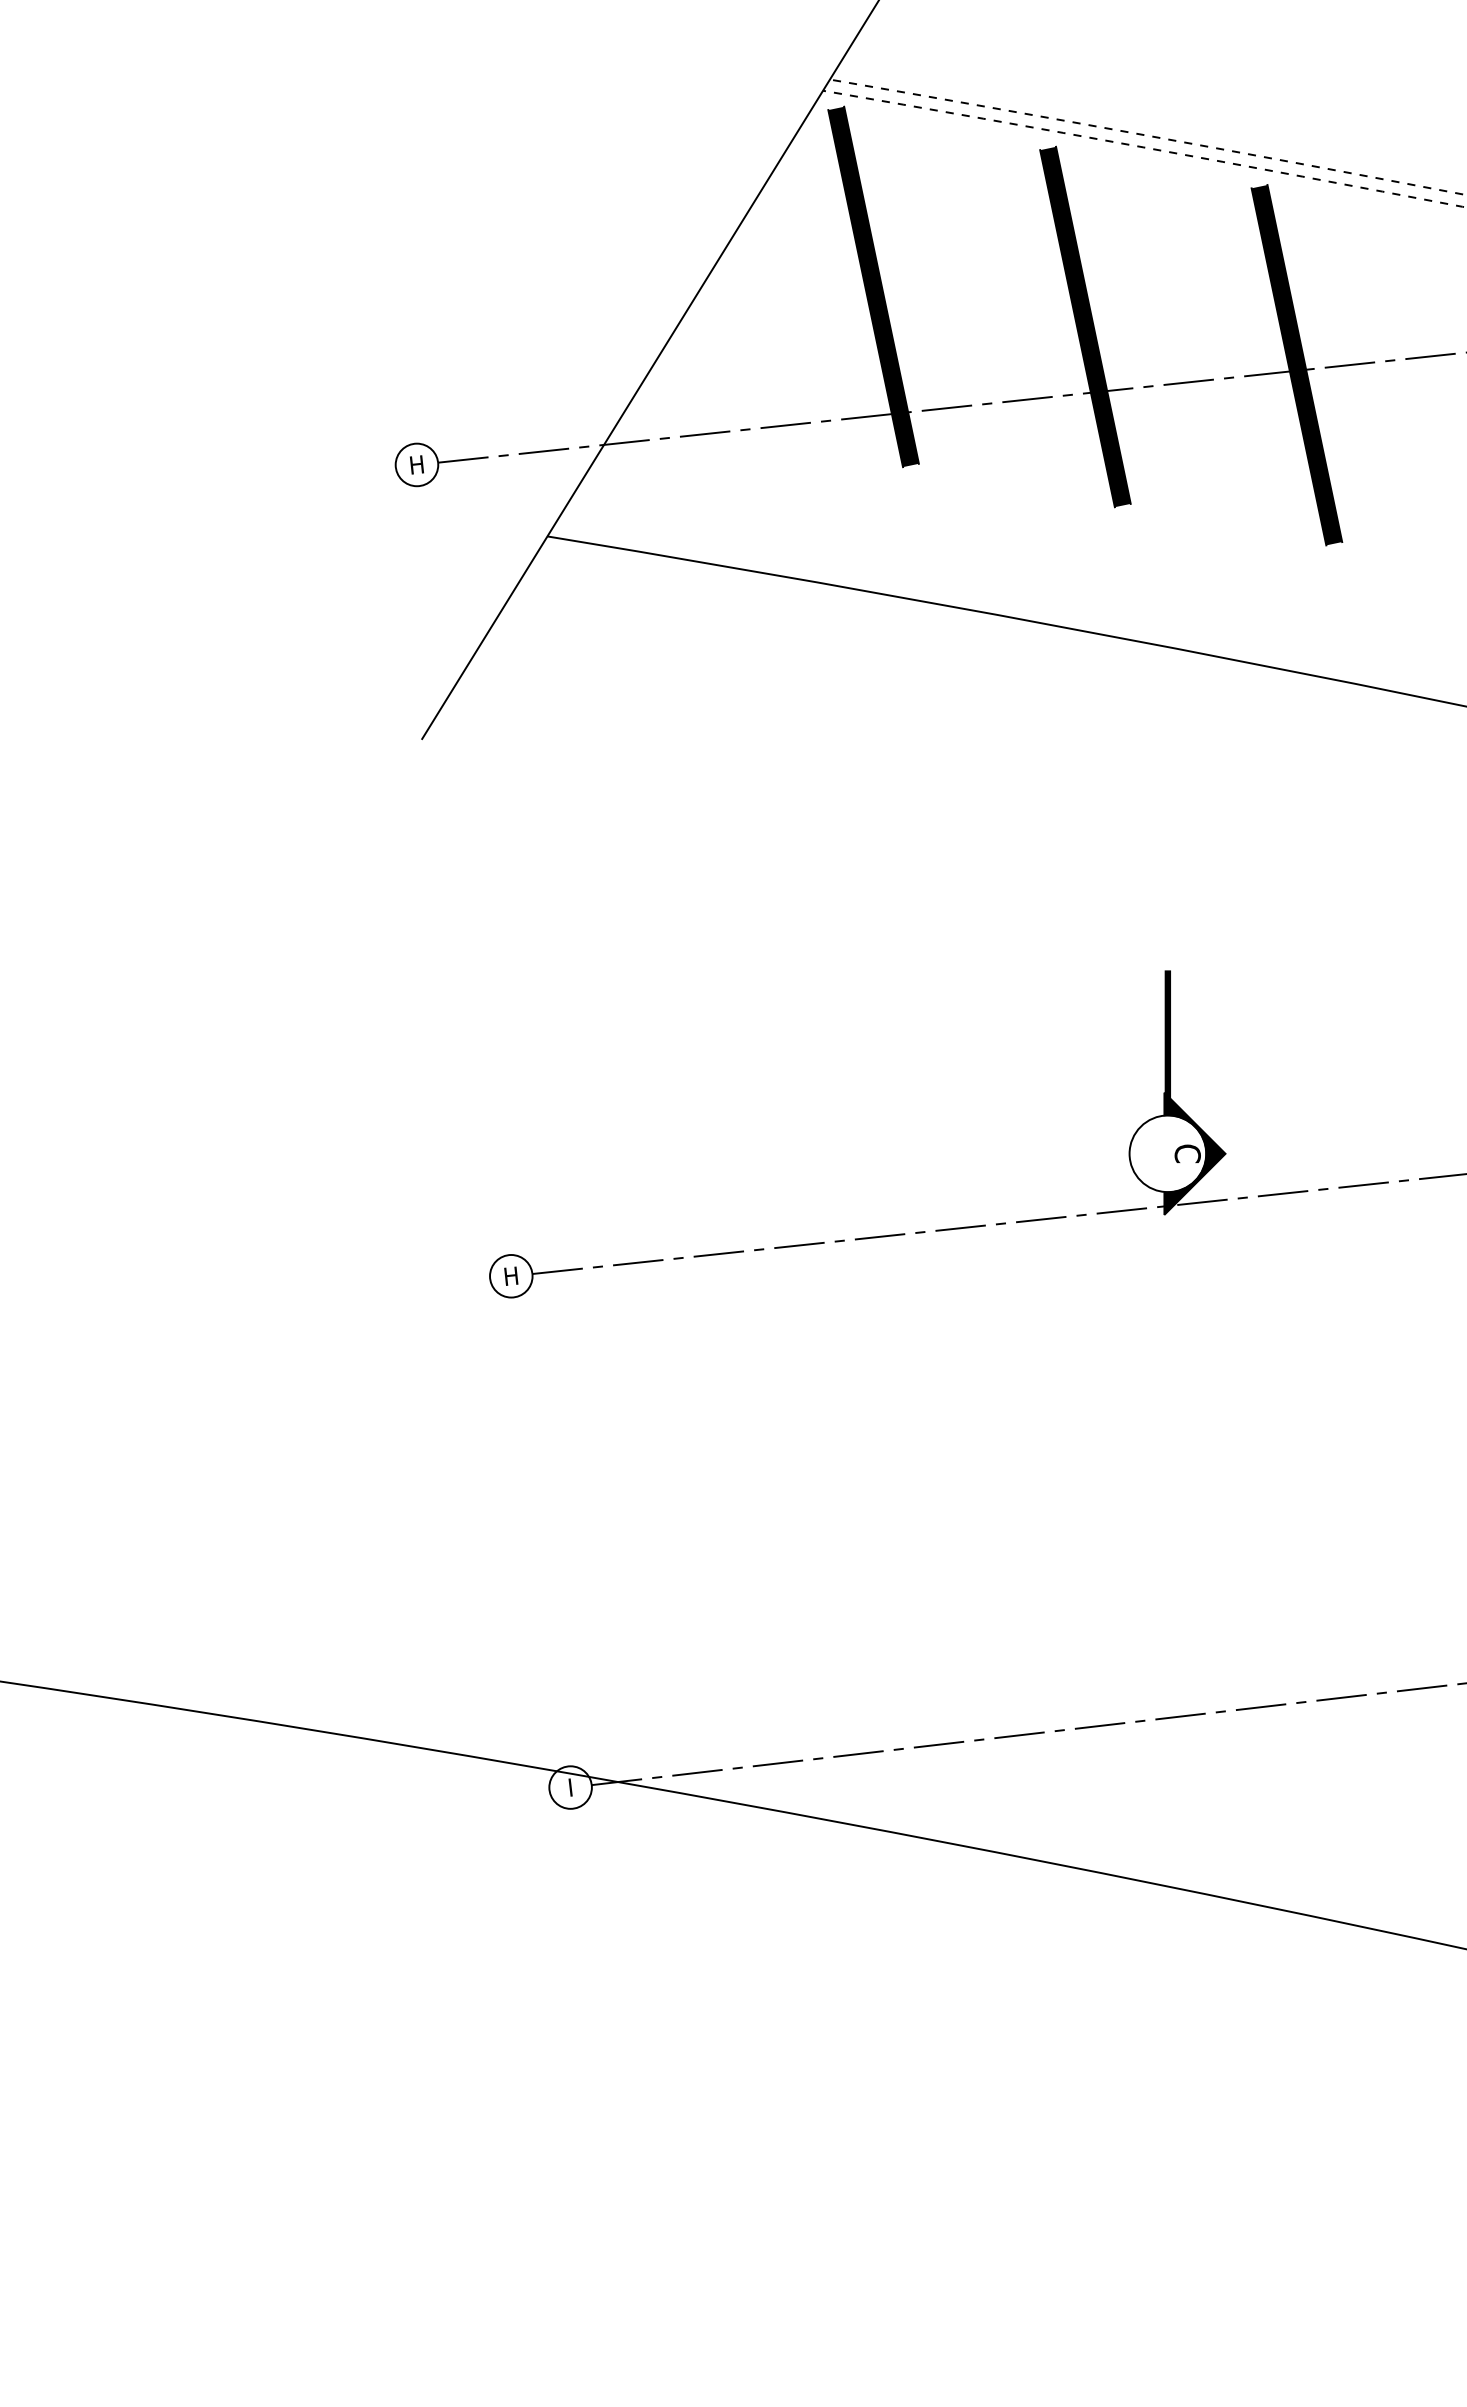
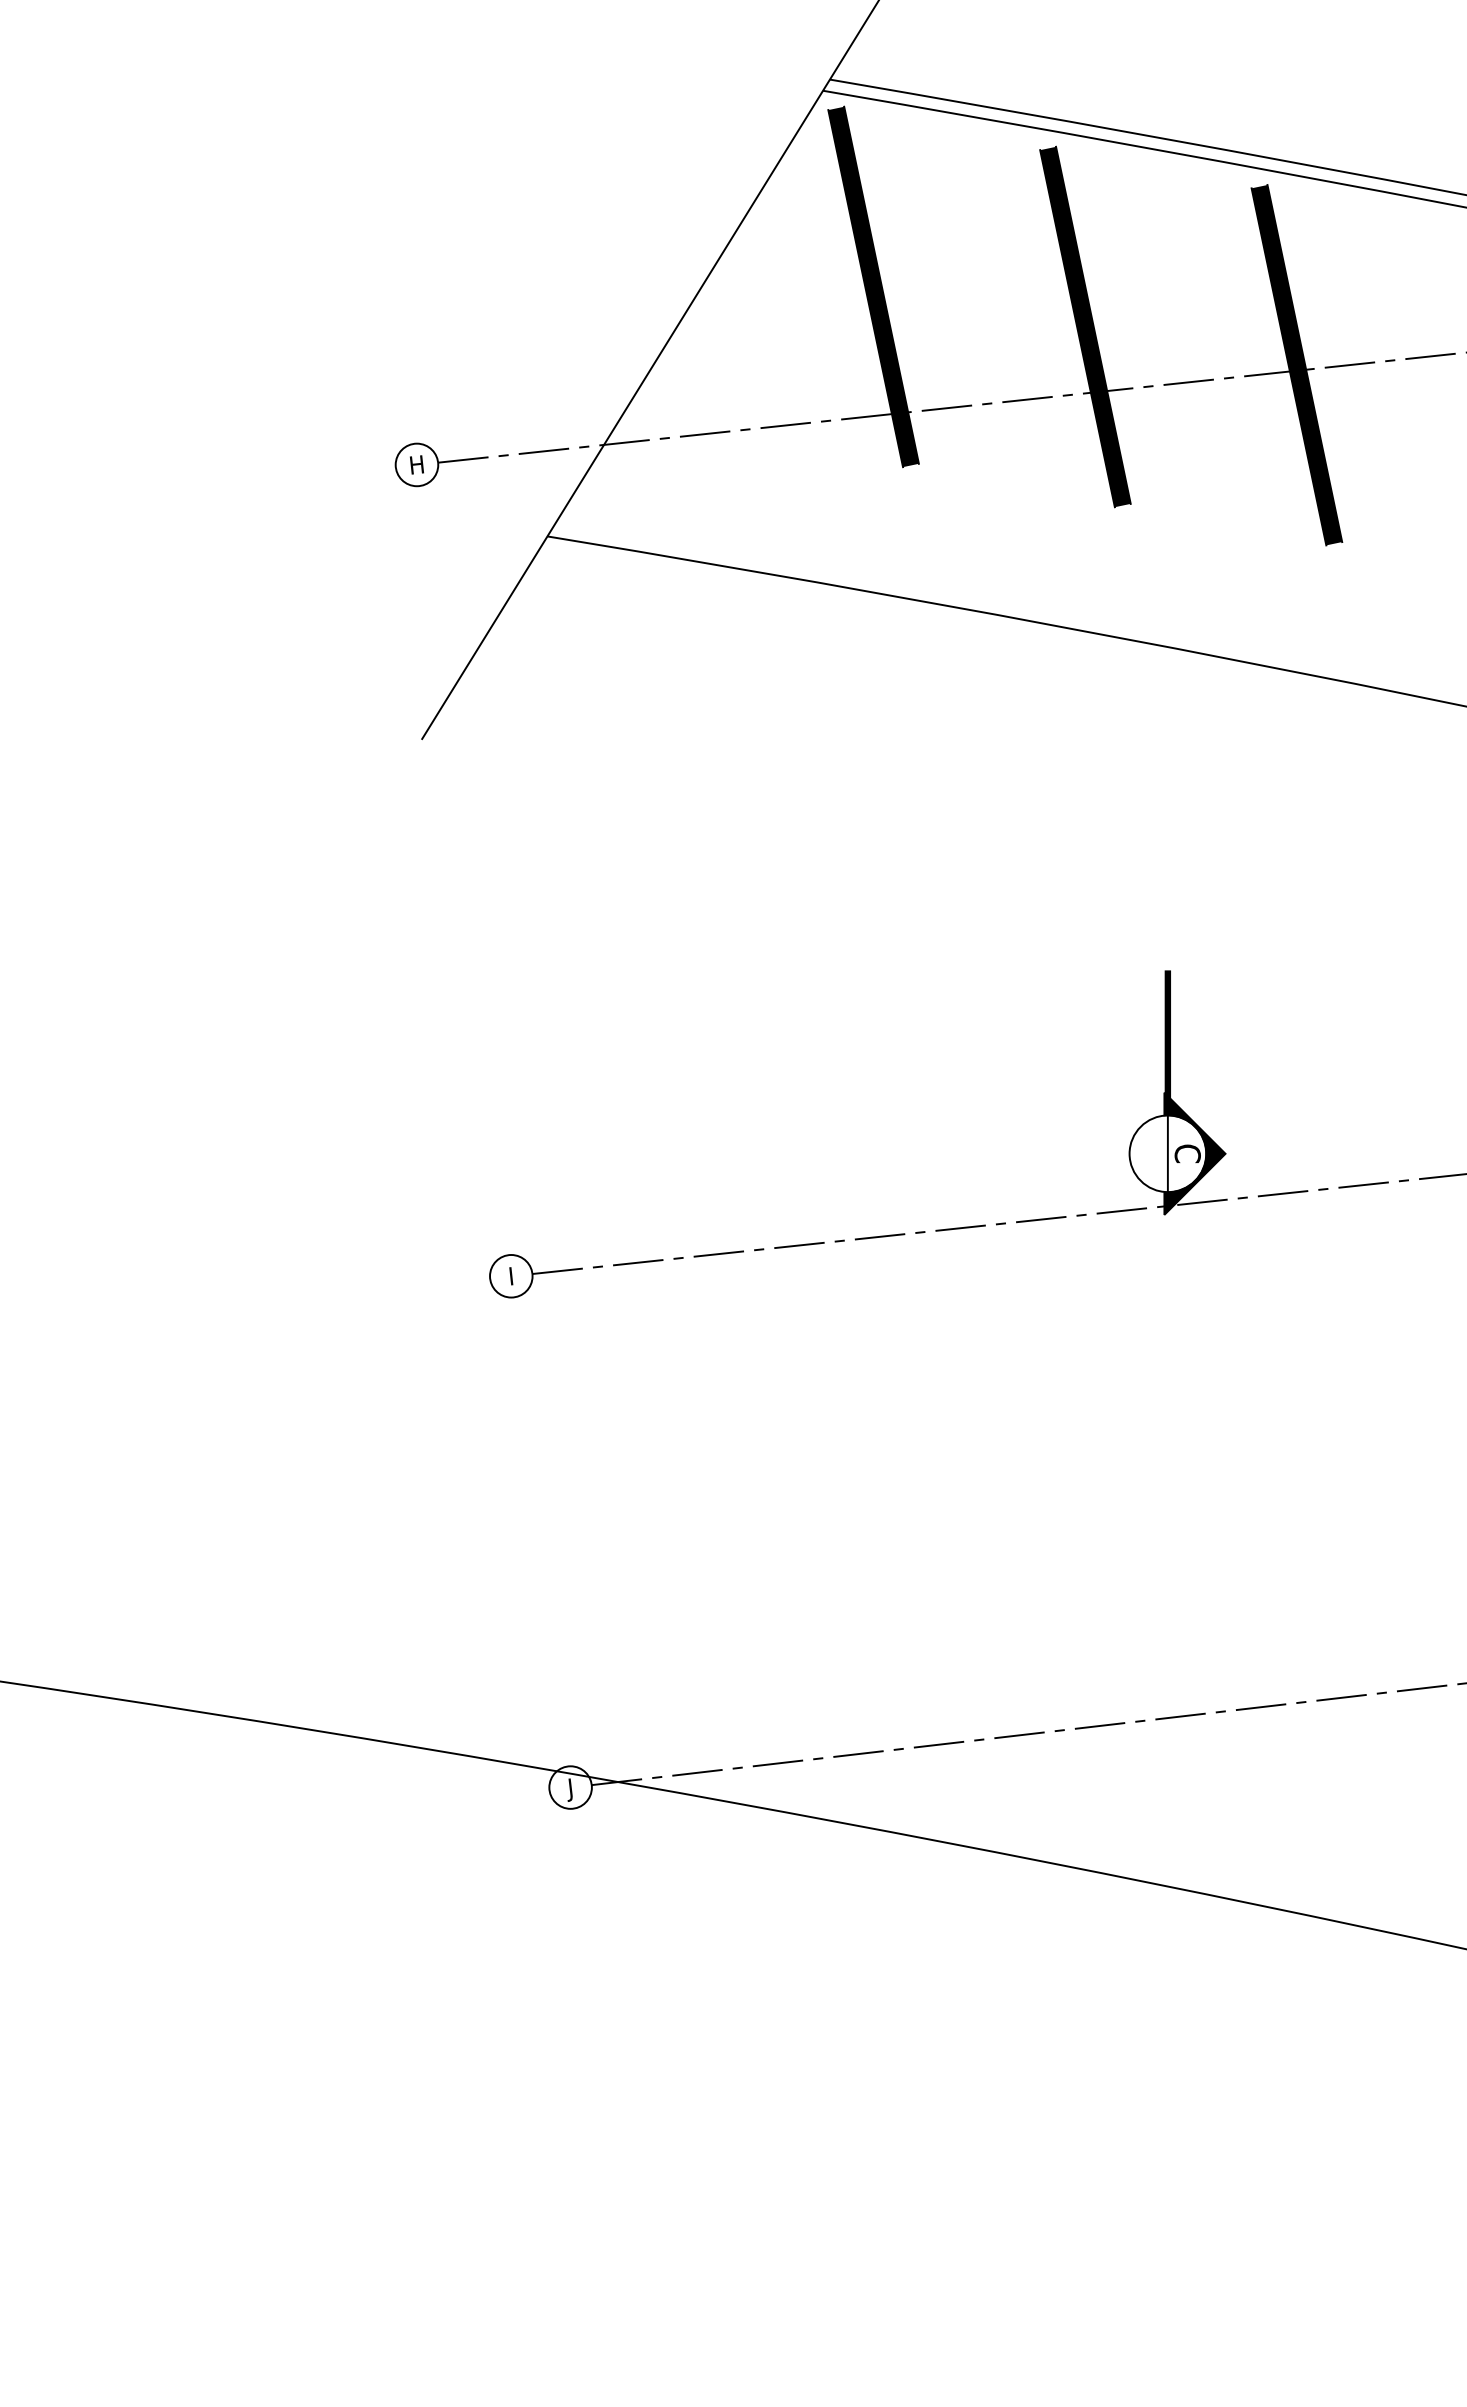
arc: dashed -> solid (1148, 135)
arc: dashed -> solid (1145, 147)
line: none -> present (1167, 1153)
text: H -> I (511, 1275)
text: I -> J (569, 1798)
